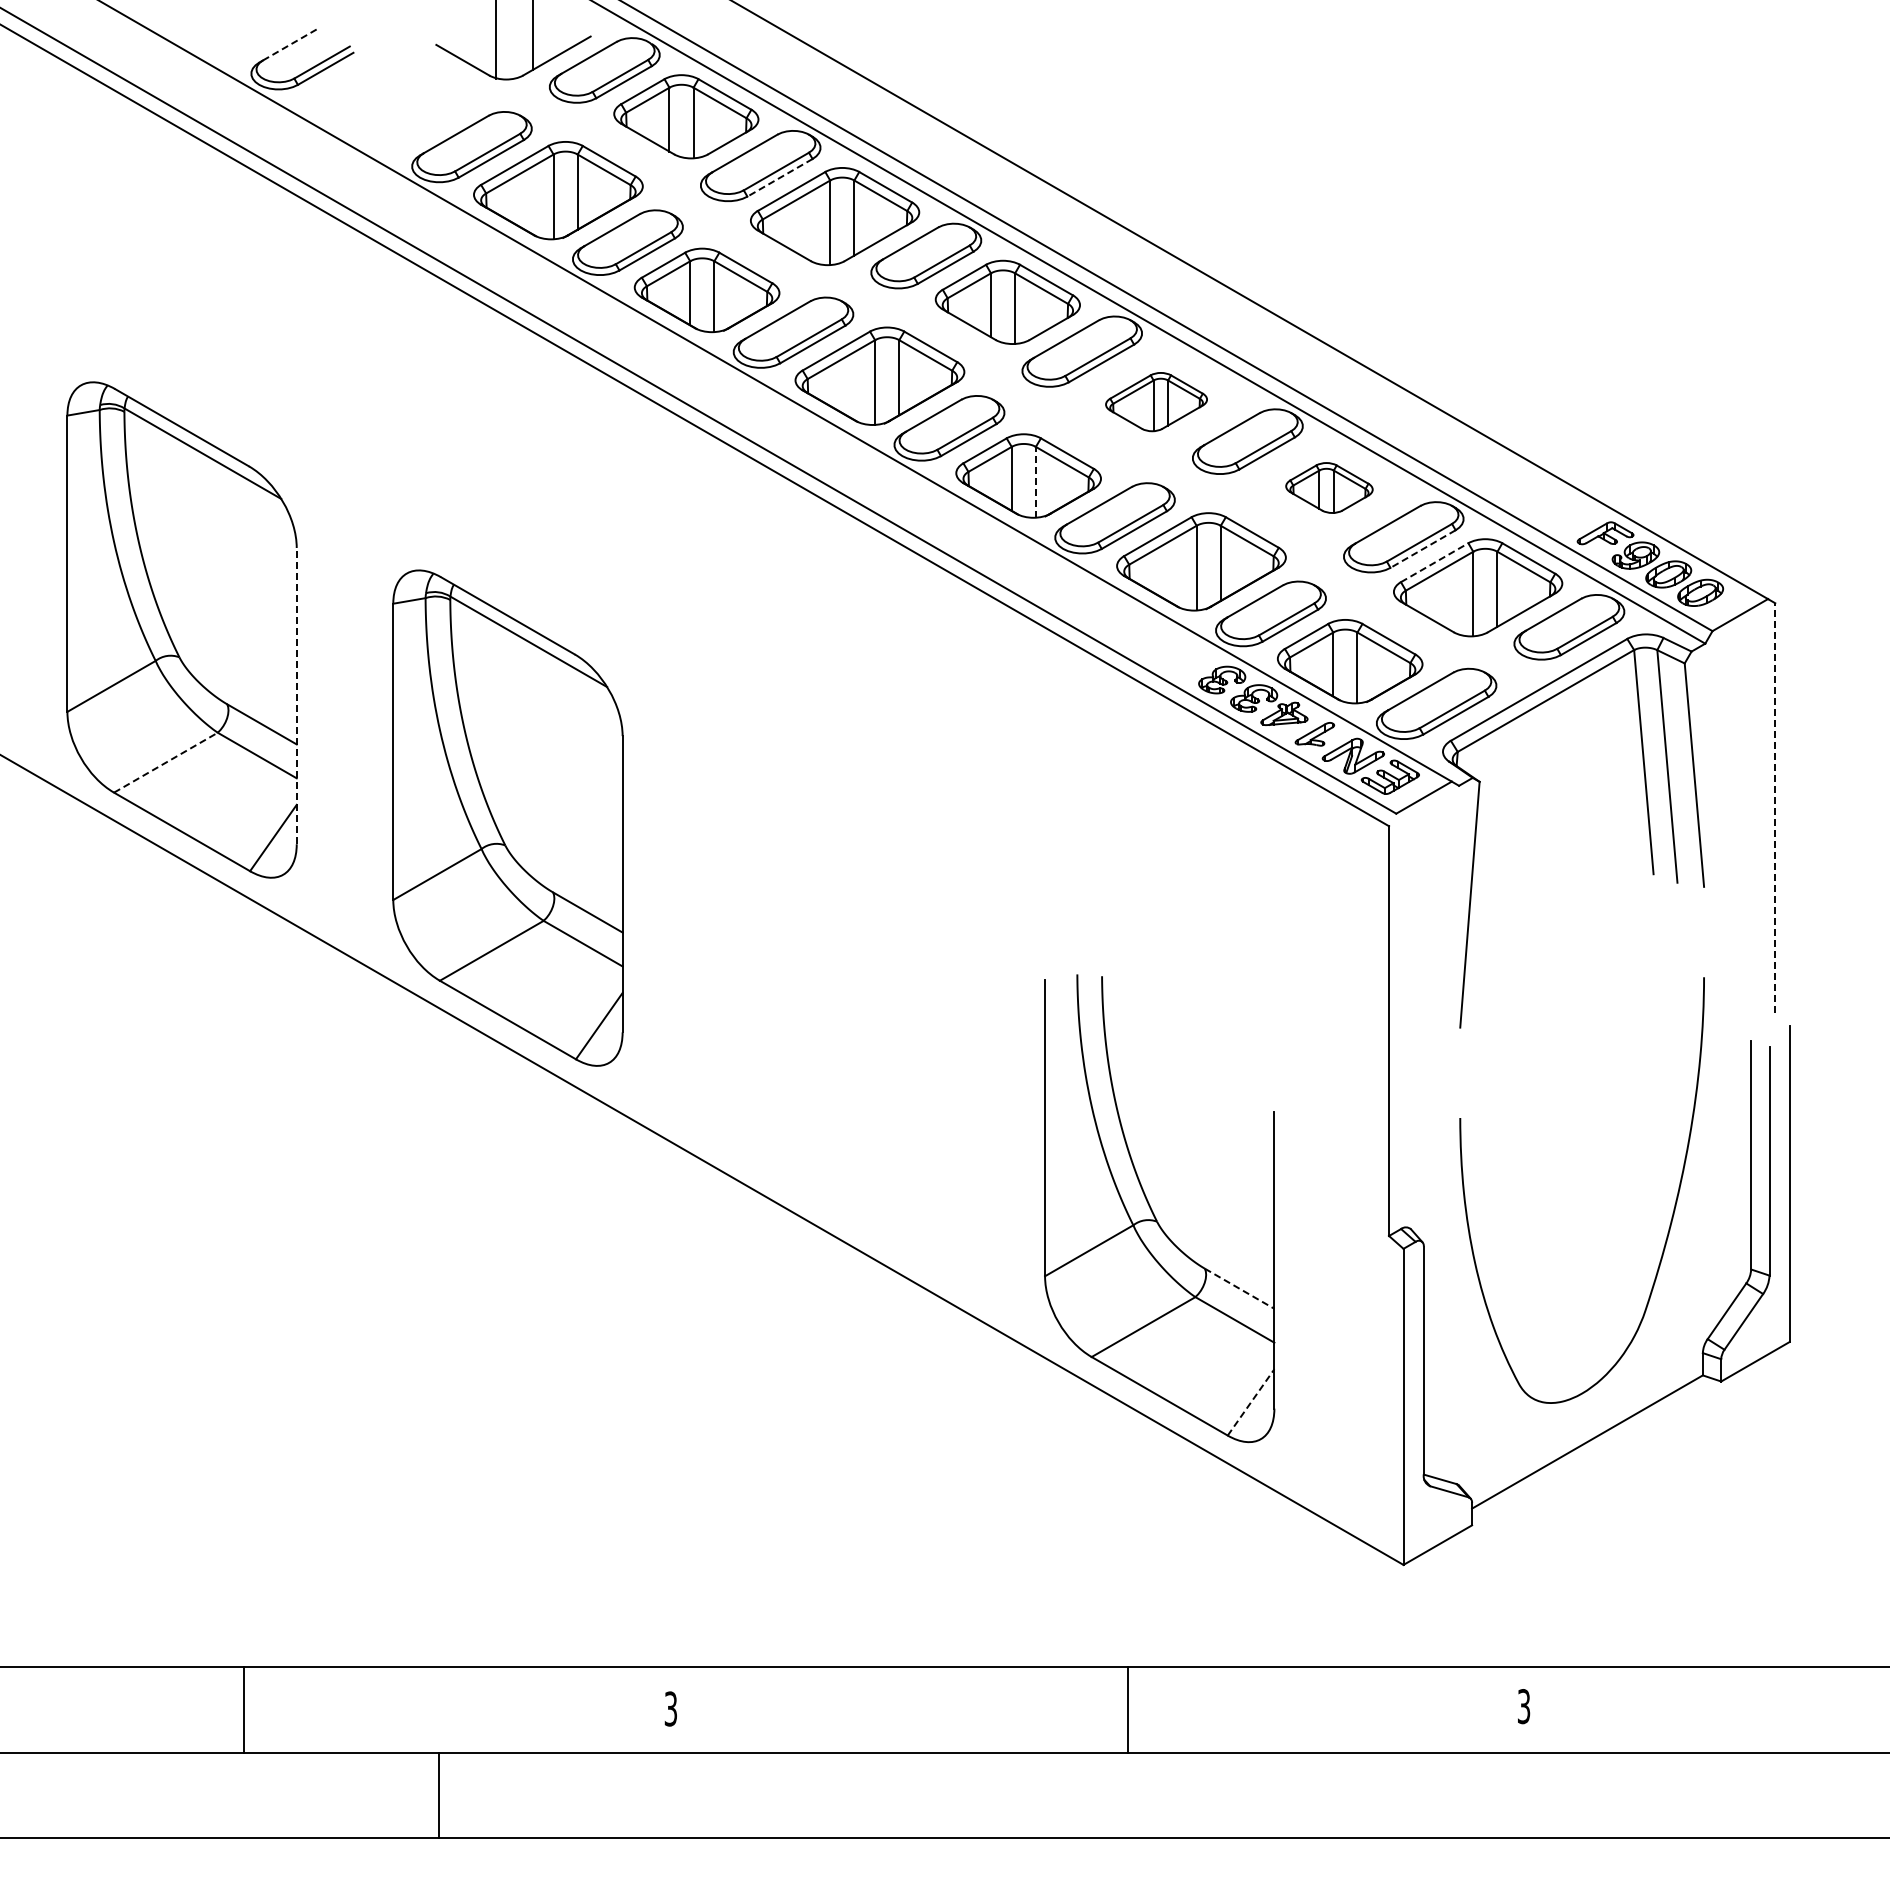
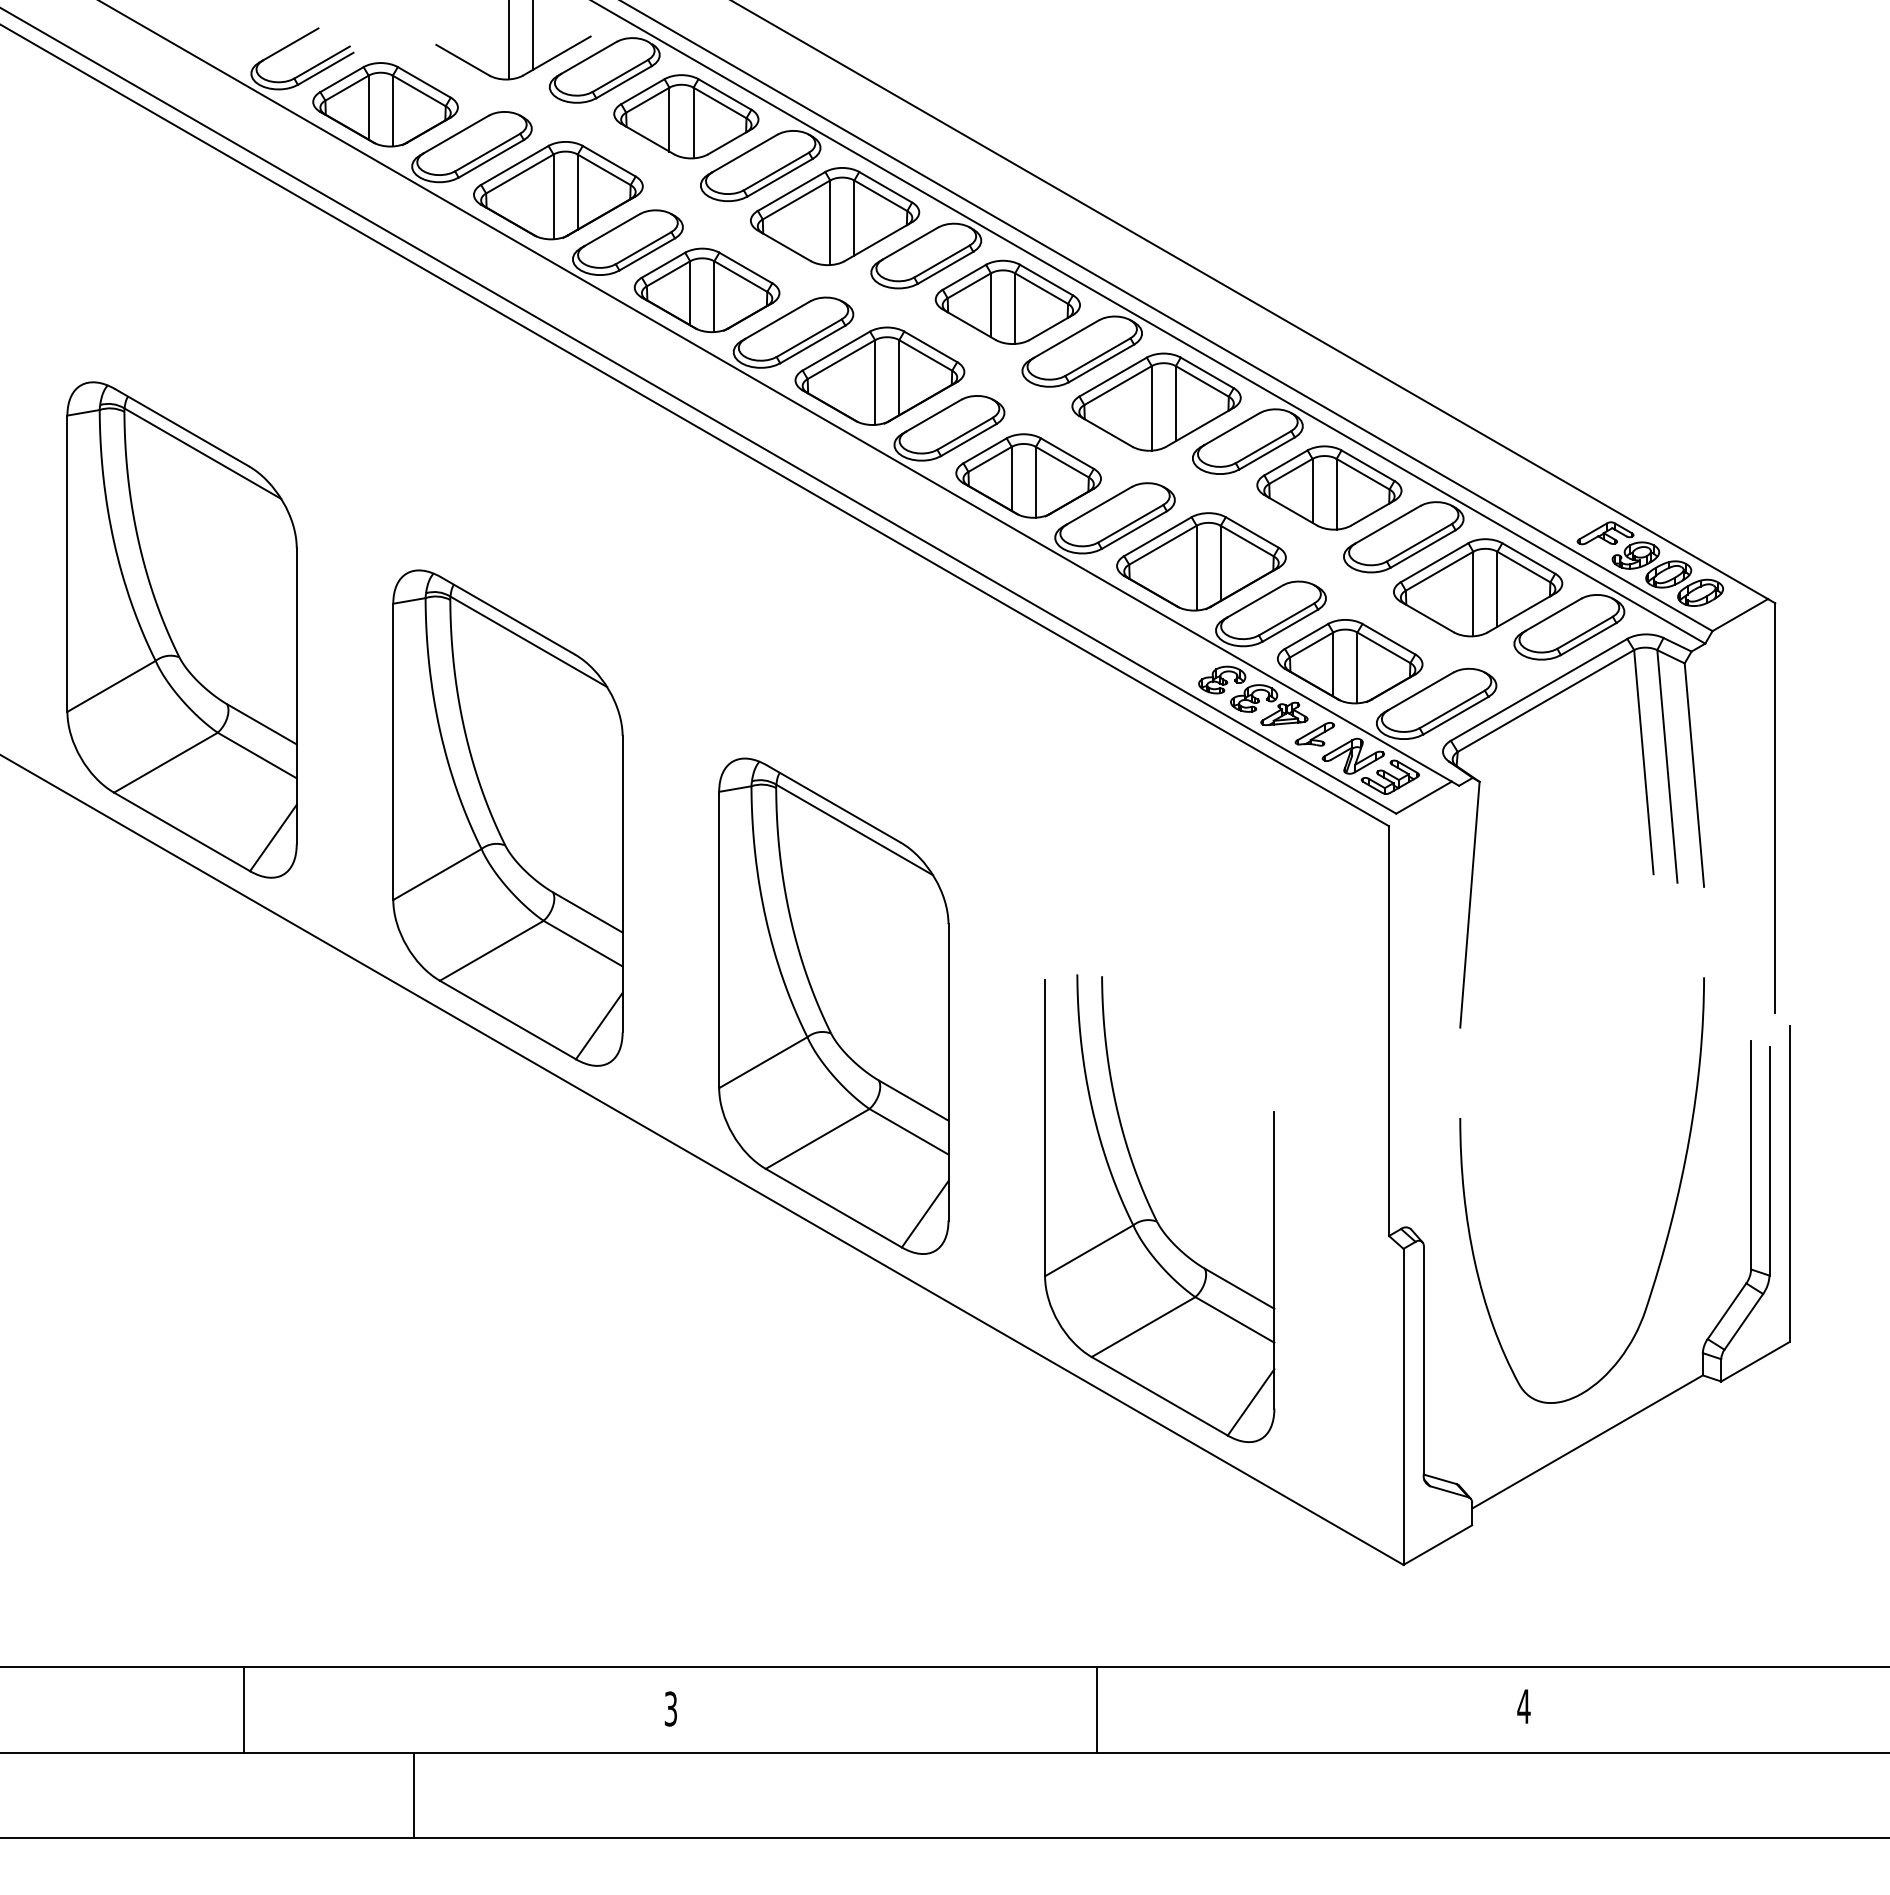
line position: (495, 40) -> (508, 40) (508, 40)
line: dashed -> solid (291, 44)
part: none -> present (385, 104)
line: dashed -> solid (780, 177)
part size: 103x61 px -> 171x100 px (1156, 401)
line: dashed -> solid (1035, 481)
part size: 89x52 px -> 147x86 px (1329, 487)
line: dashed -> solid (1423, 549)
line: dashed -> solid (1434, 562)
line: dashed -> solid (296, 695)
line: dashed -> solid (165, 762)
line: dashed -> solid (1775, 808)
part: none -> present (833, 1005)
line: dashed -> solid (1240, 1289)
line: dashed -> solid (1251, 1402)
text: 3 -> 4 (1523, 1706)
line position: (1127, 1709) -> (1096, 1709) (1096, 1709)
line position: (439, 1795) -> (414, 1795) (414, 1795)
